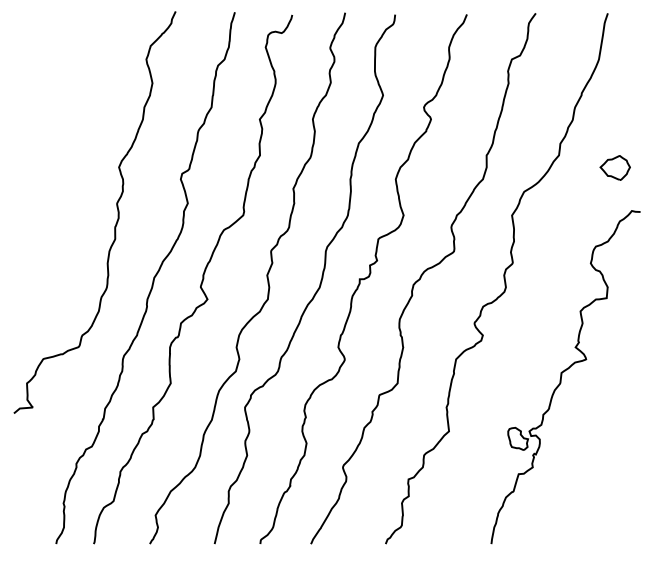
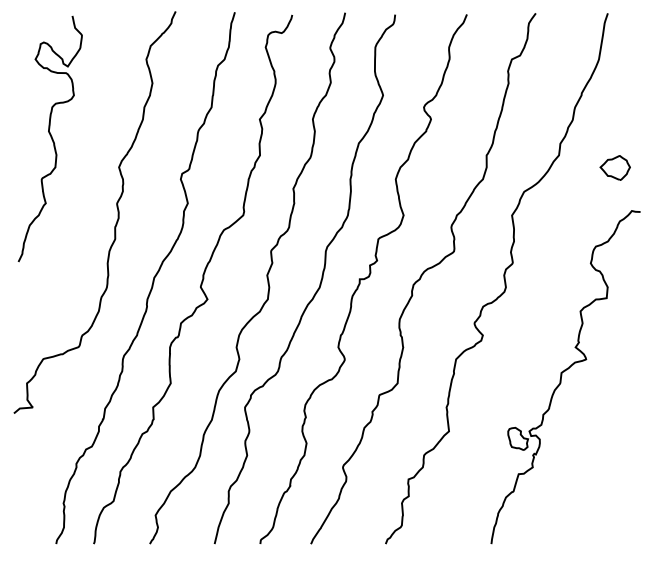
curve: none -> present (51, 139)
